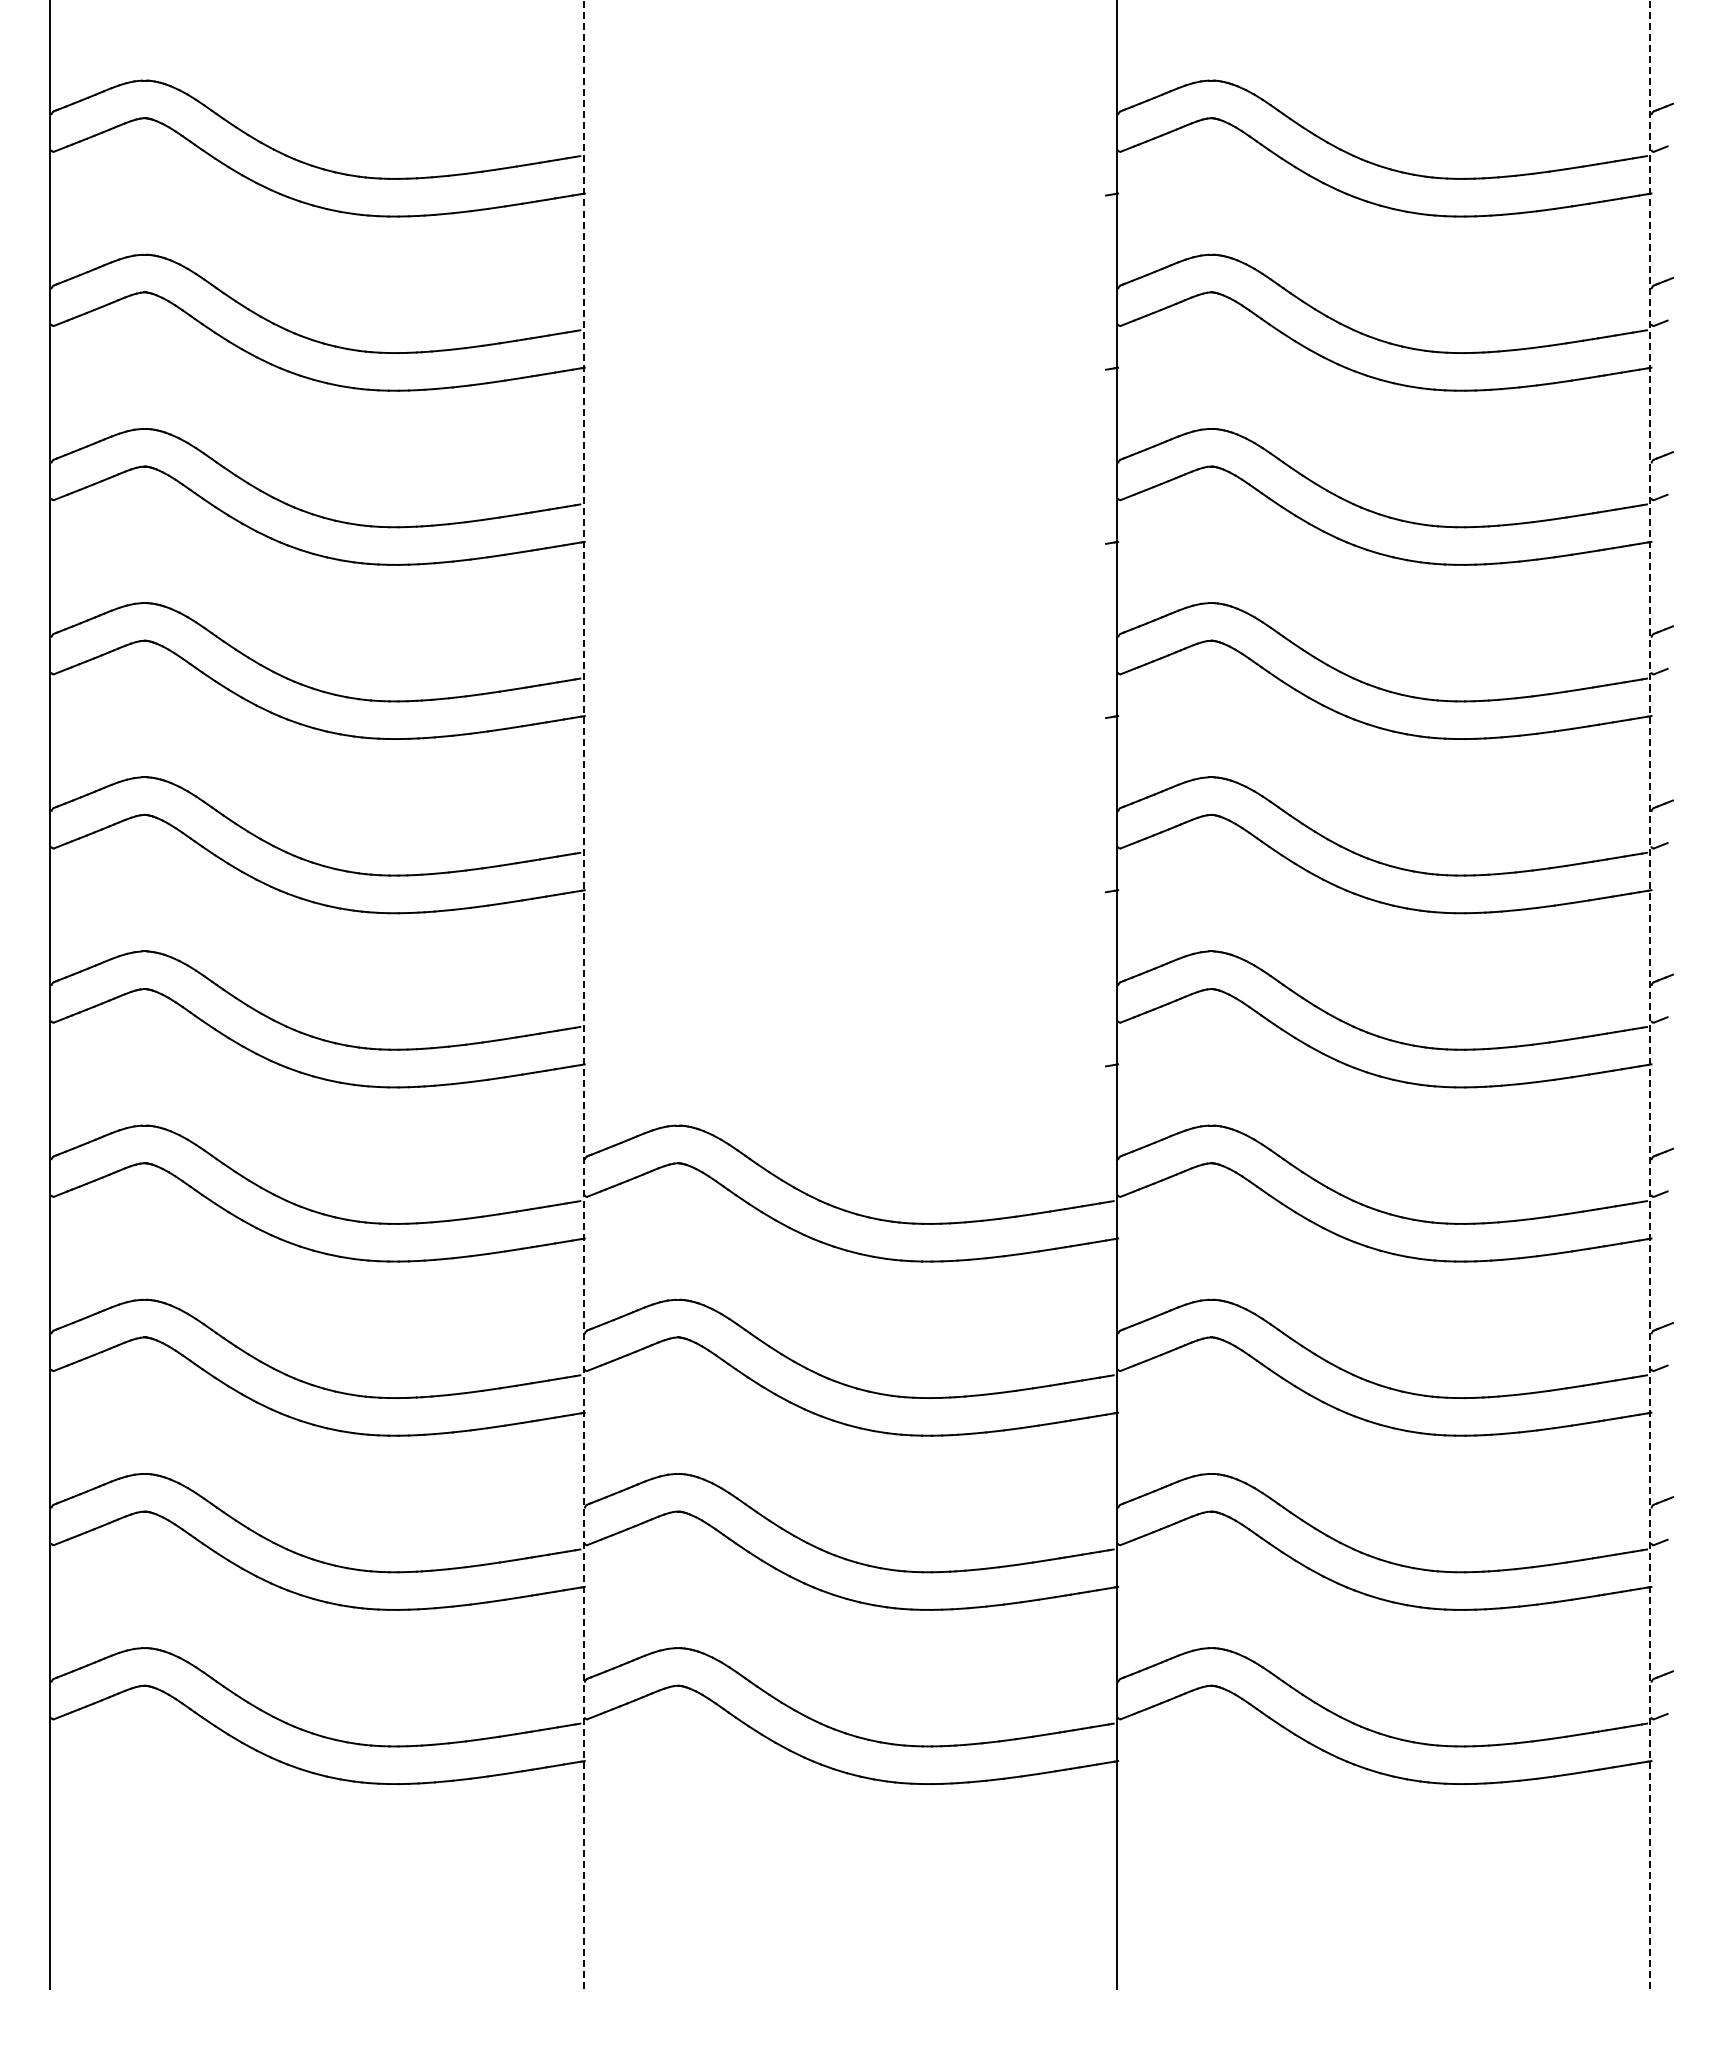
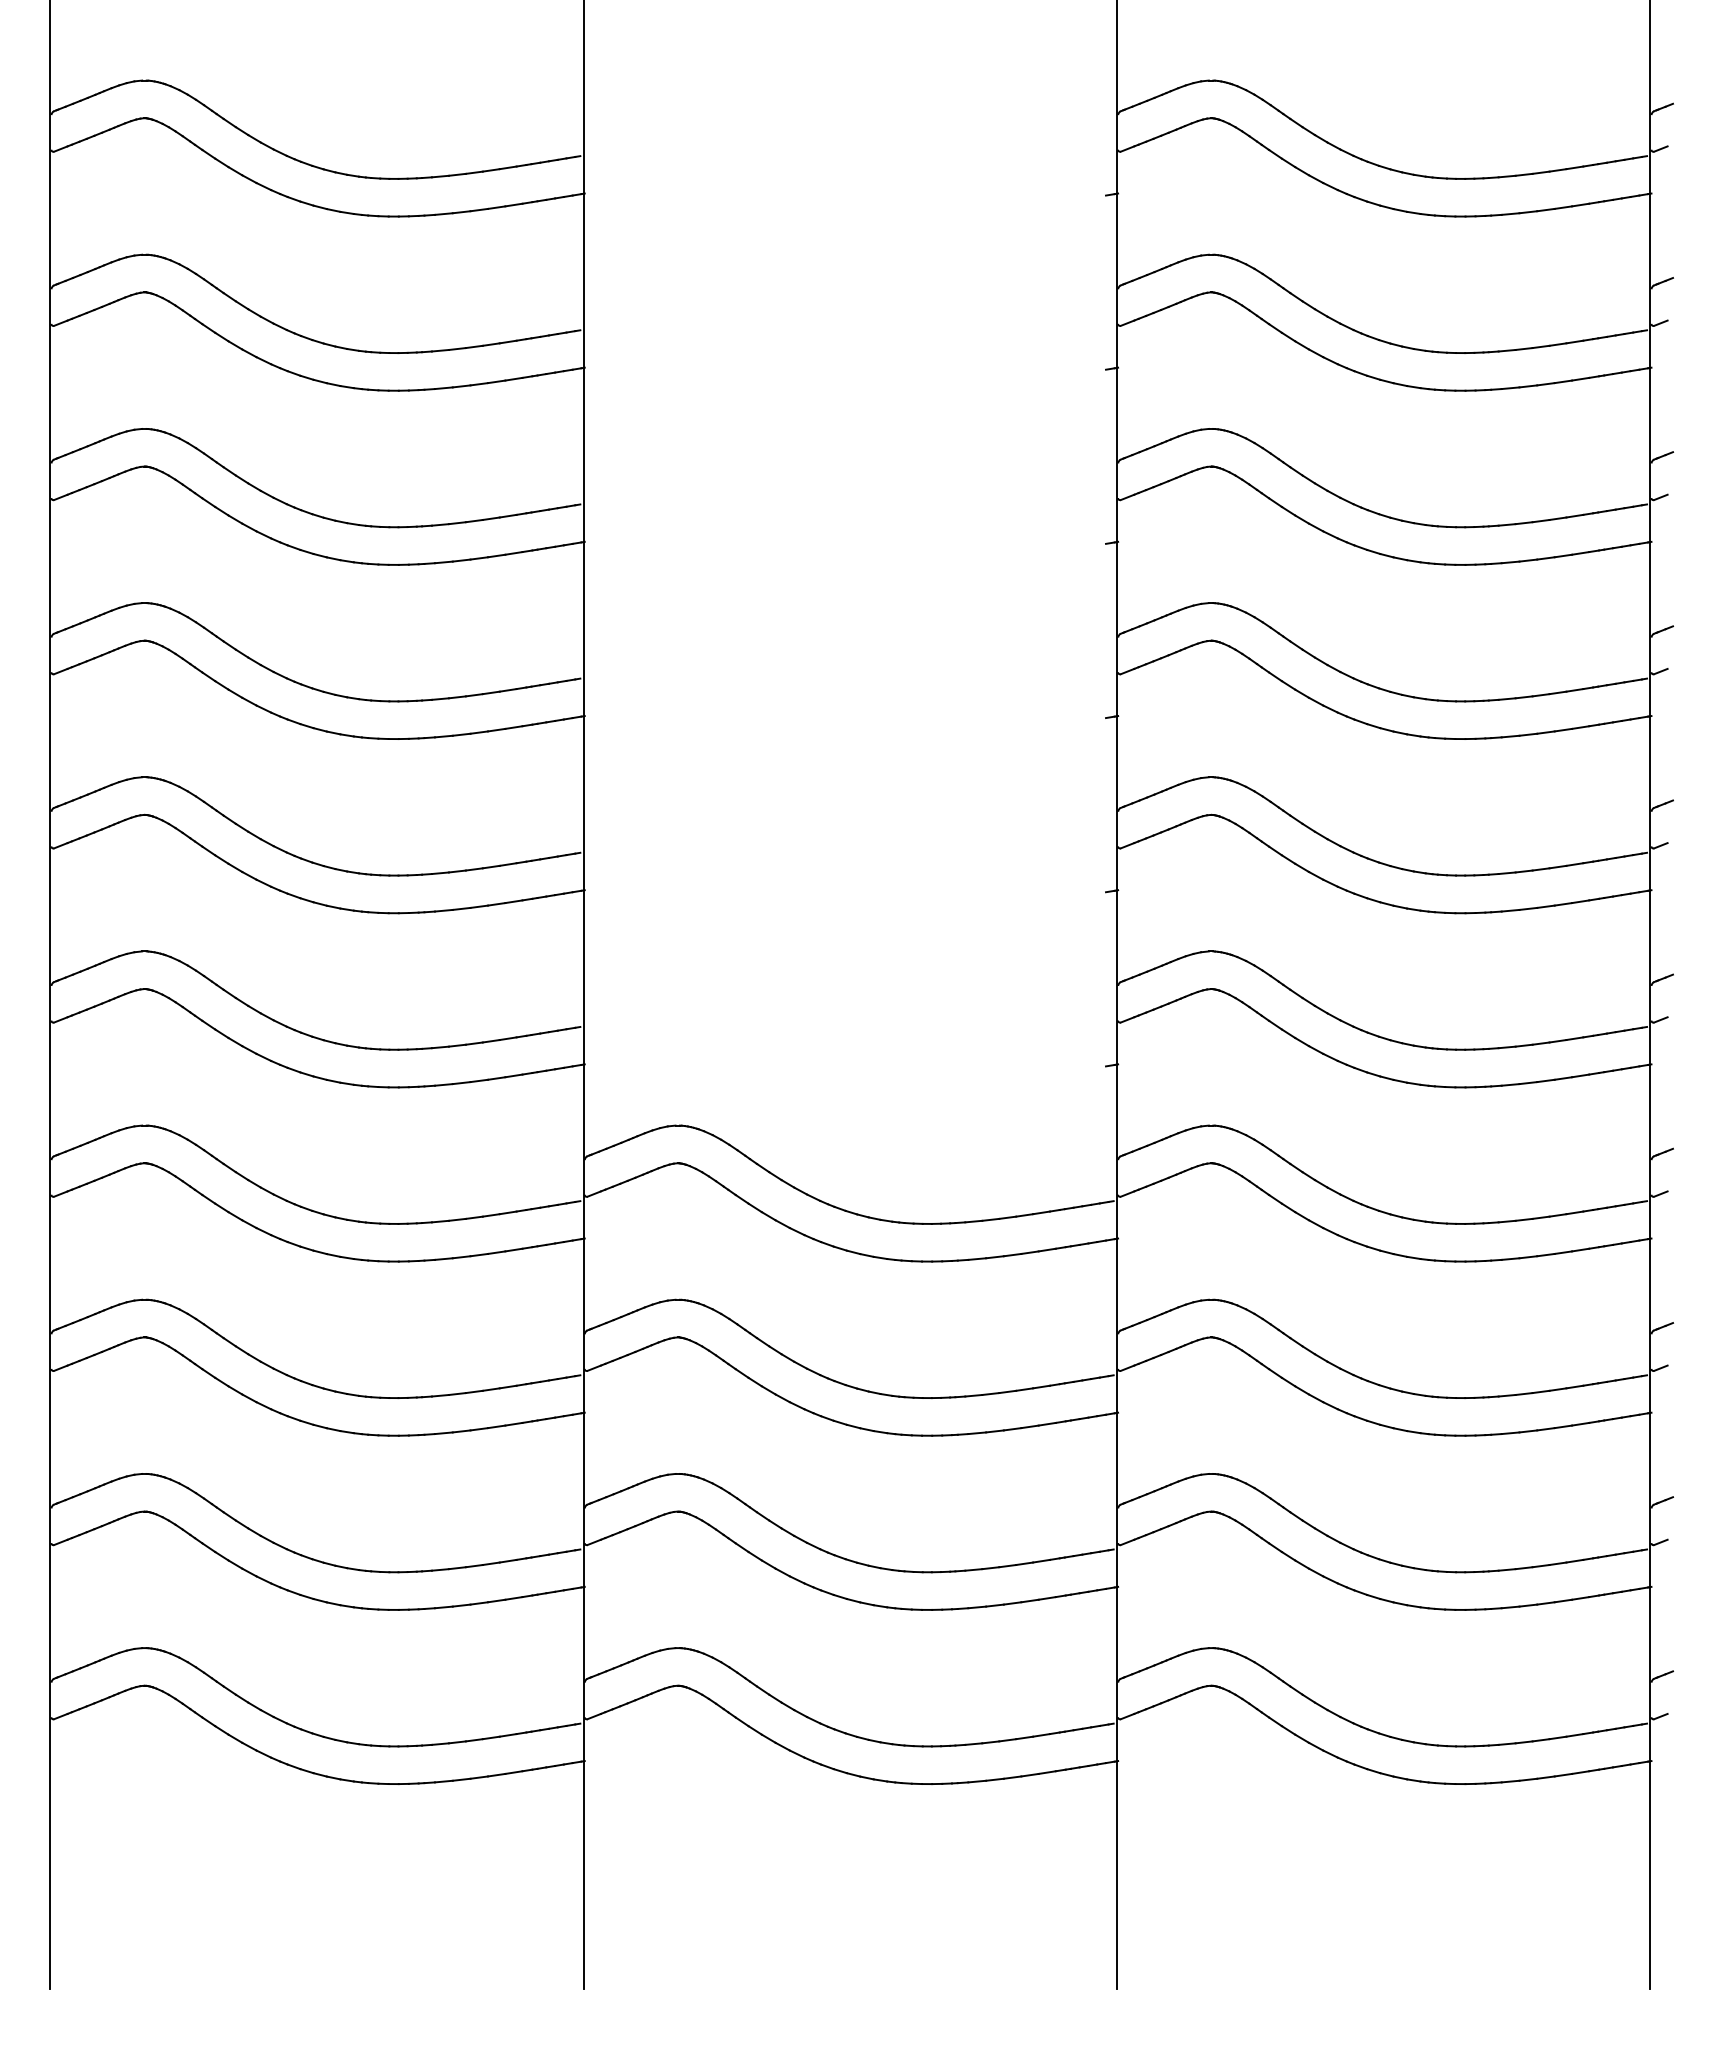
line: dashed -> solid (583, 994)
line: dashed -> solid (1650, 994)
